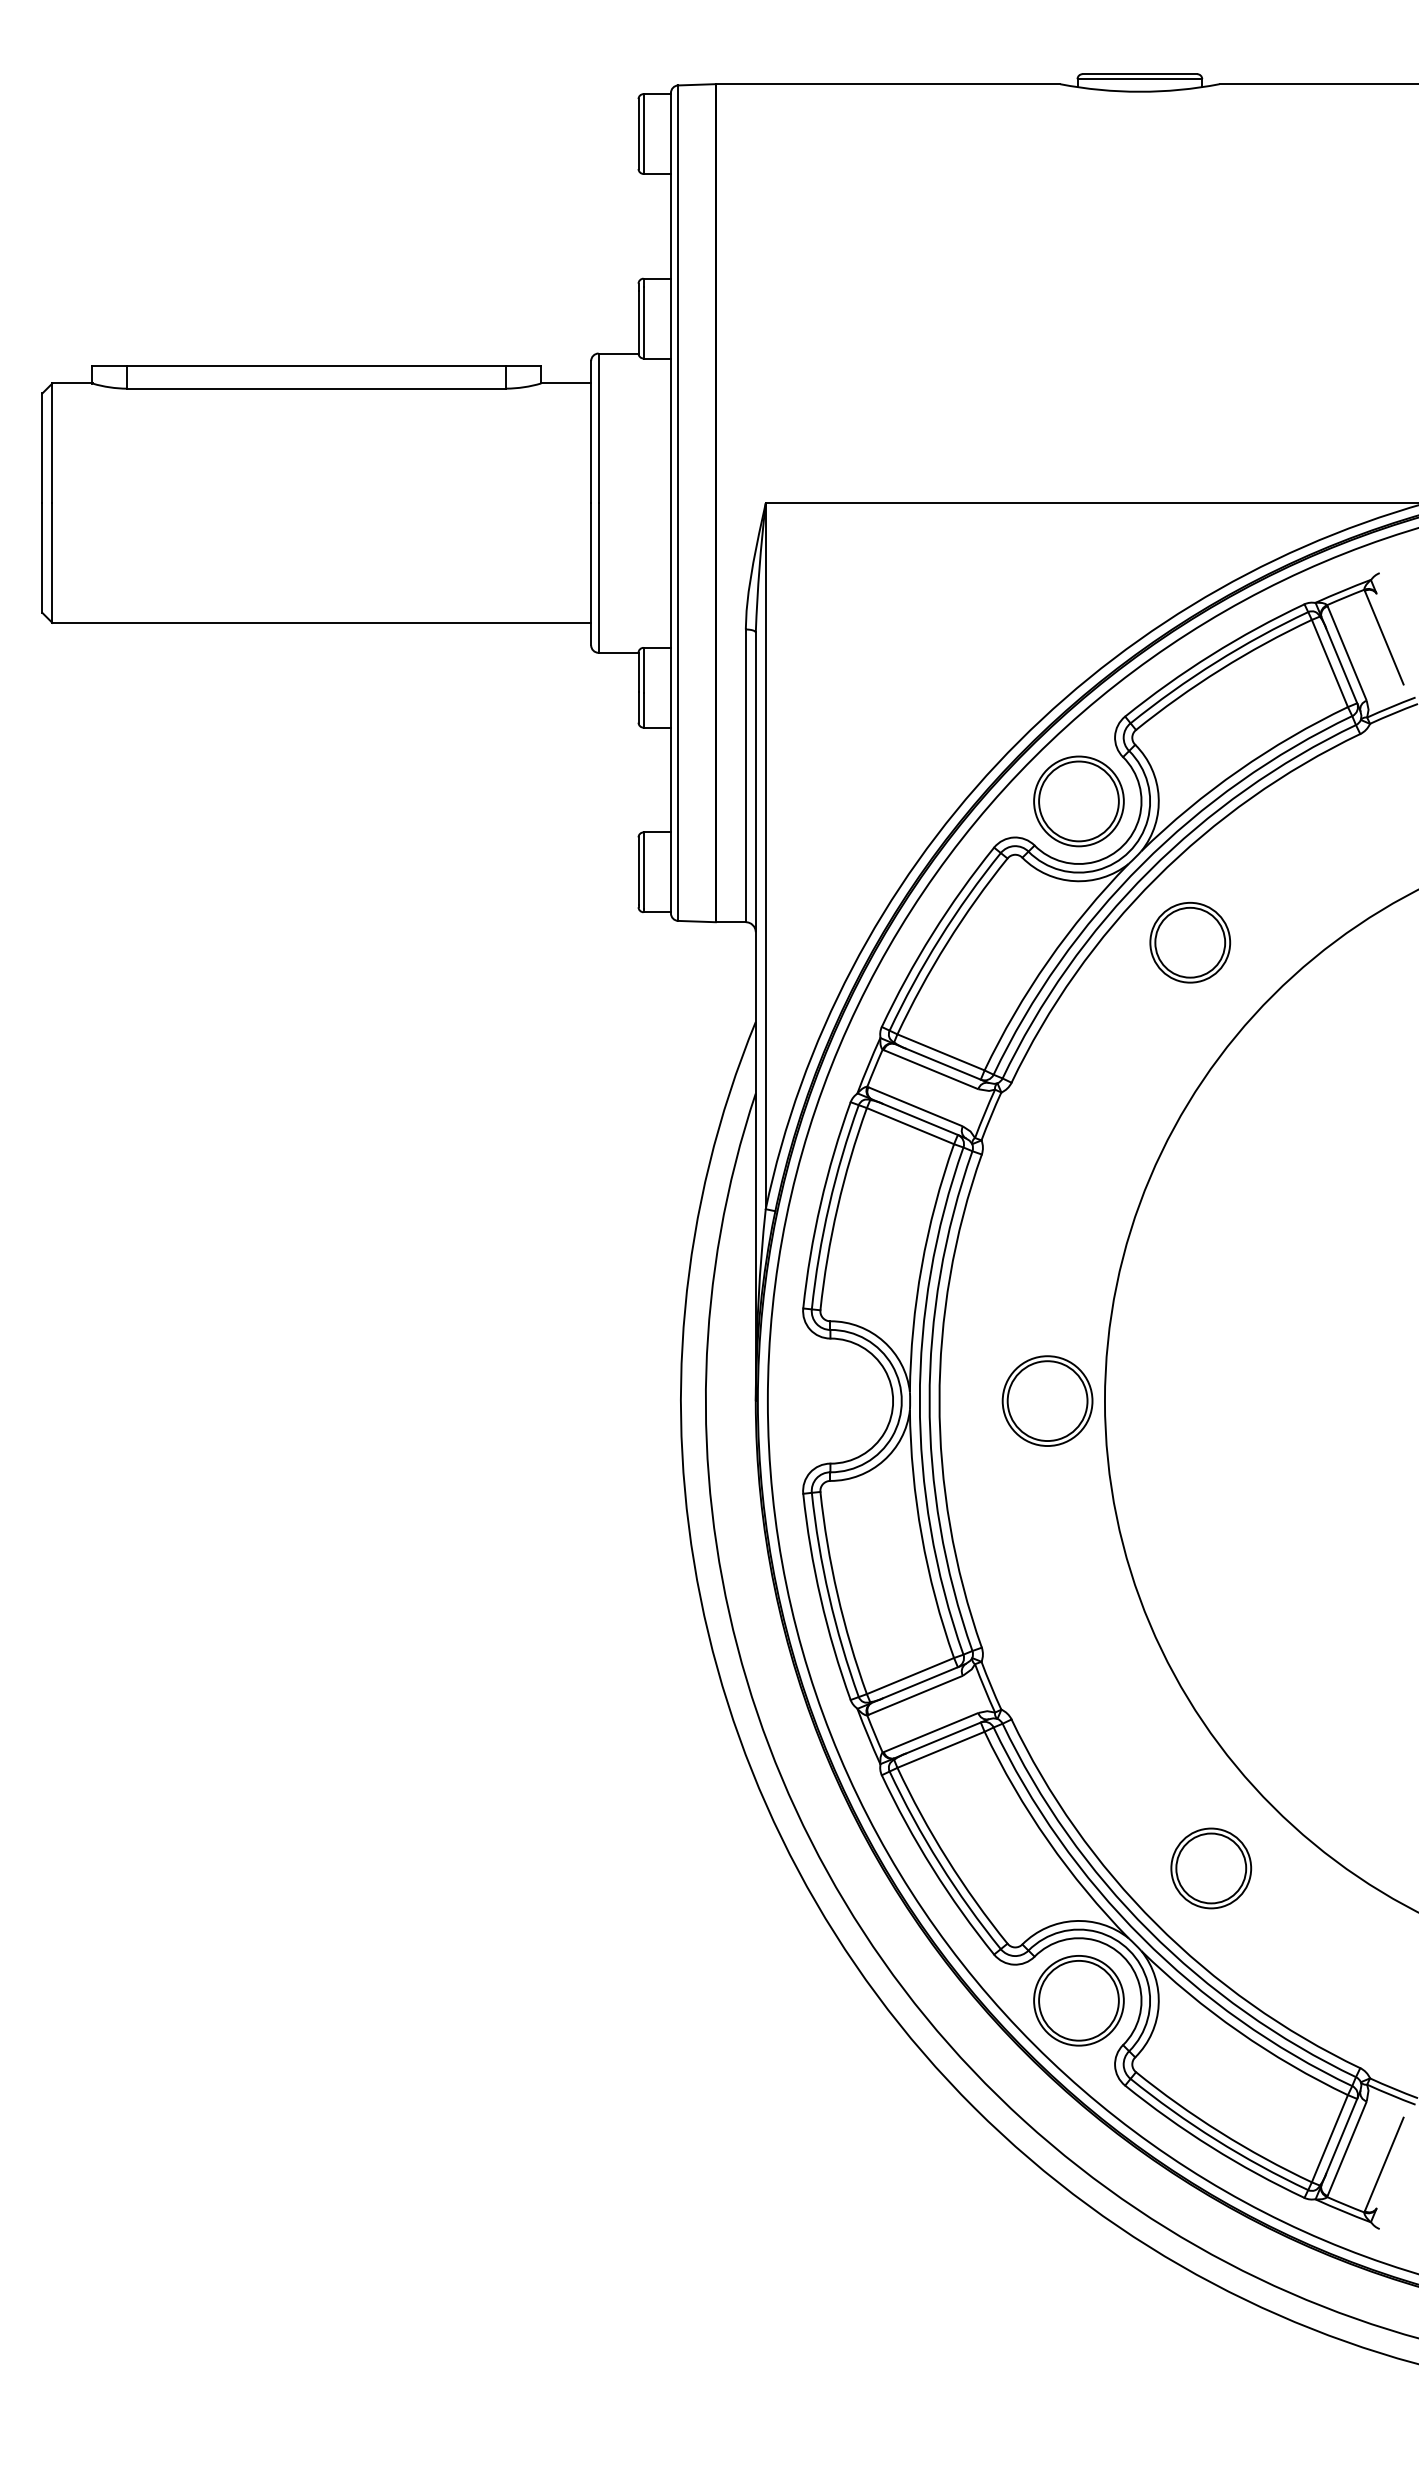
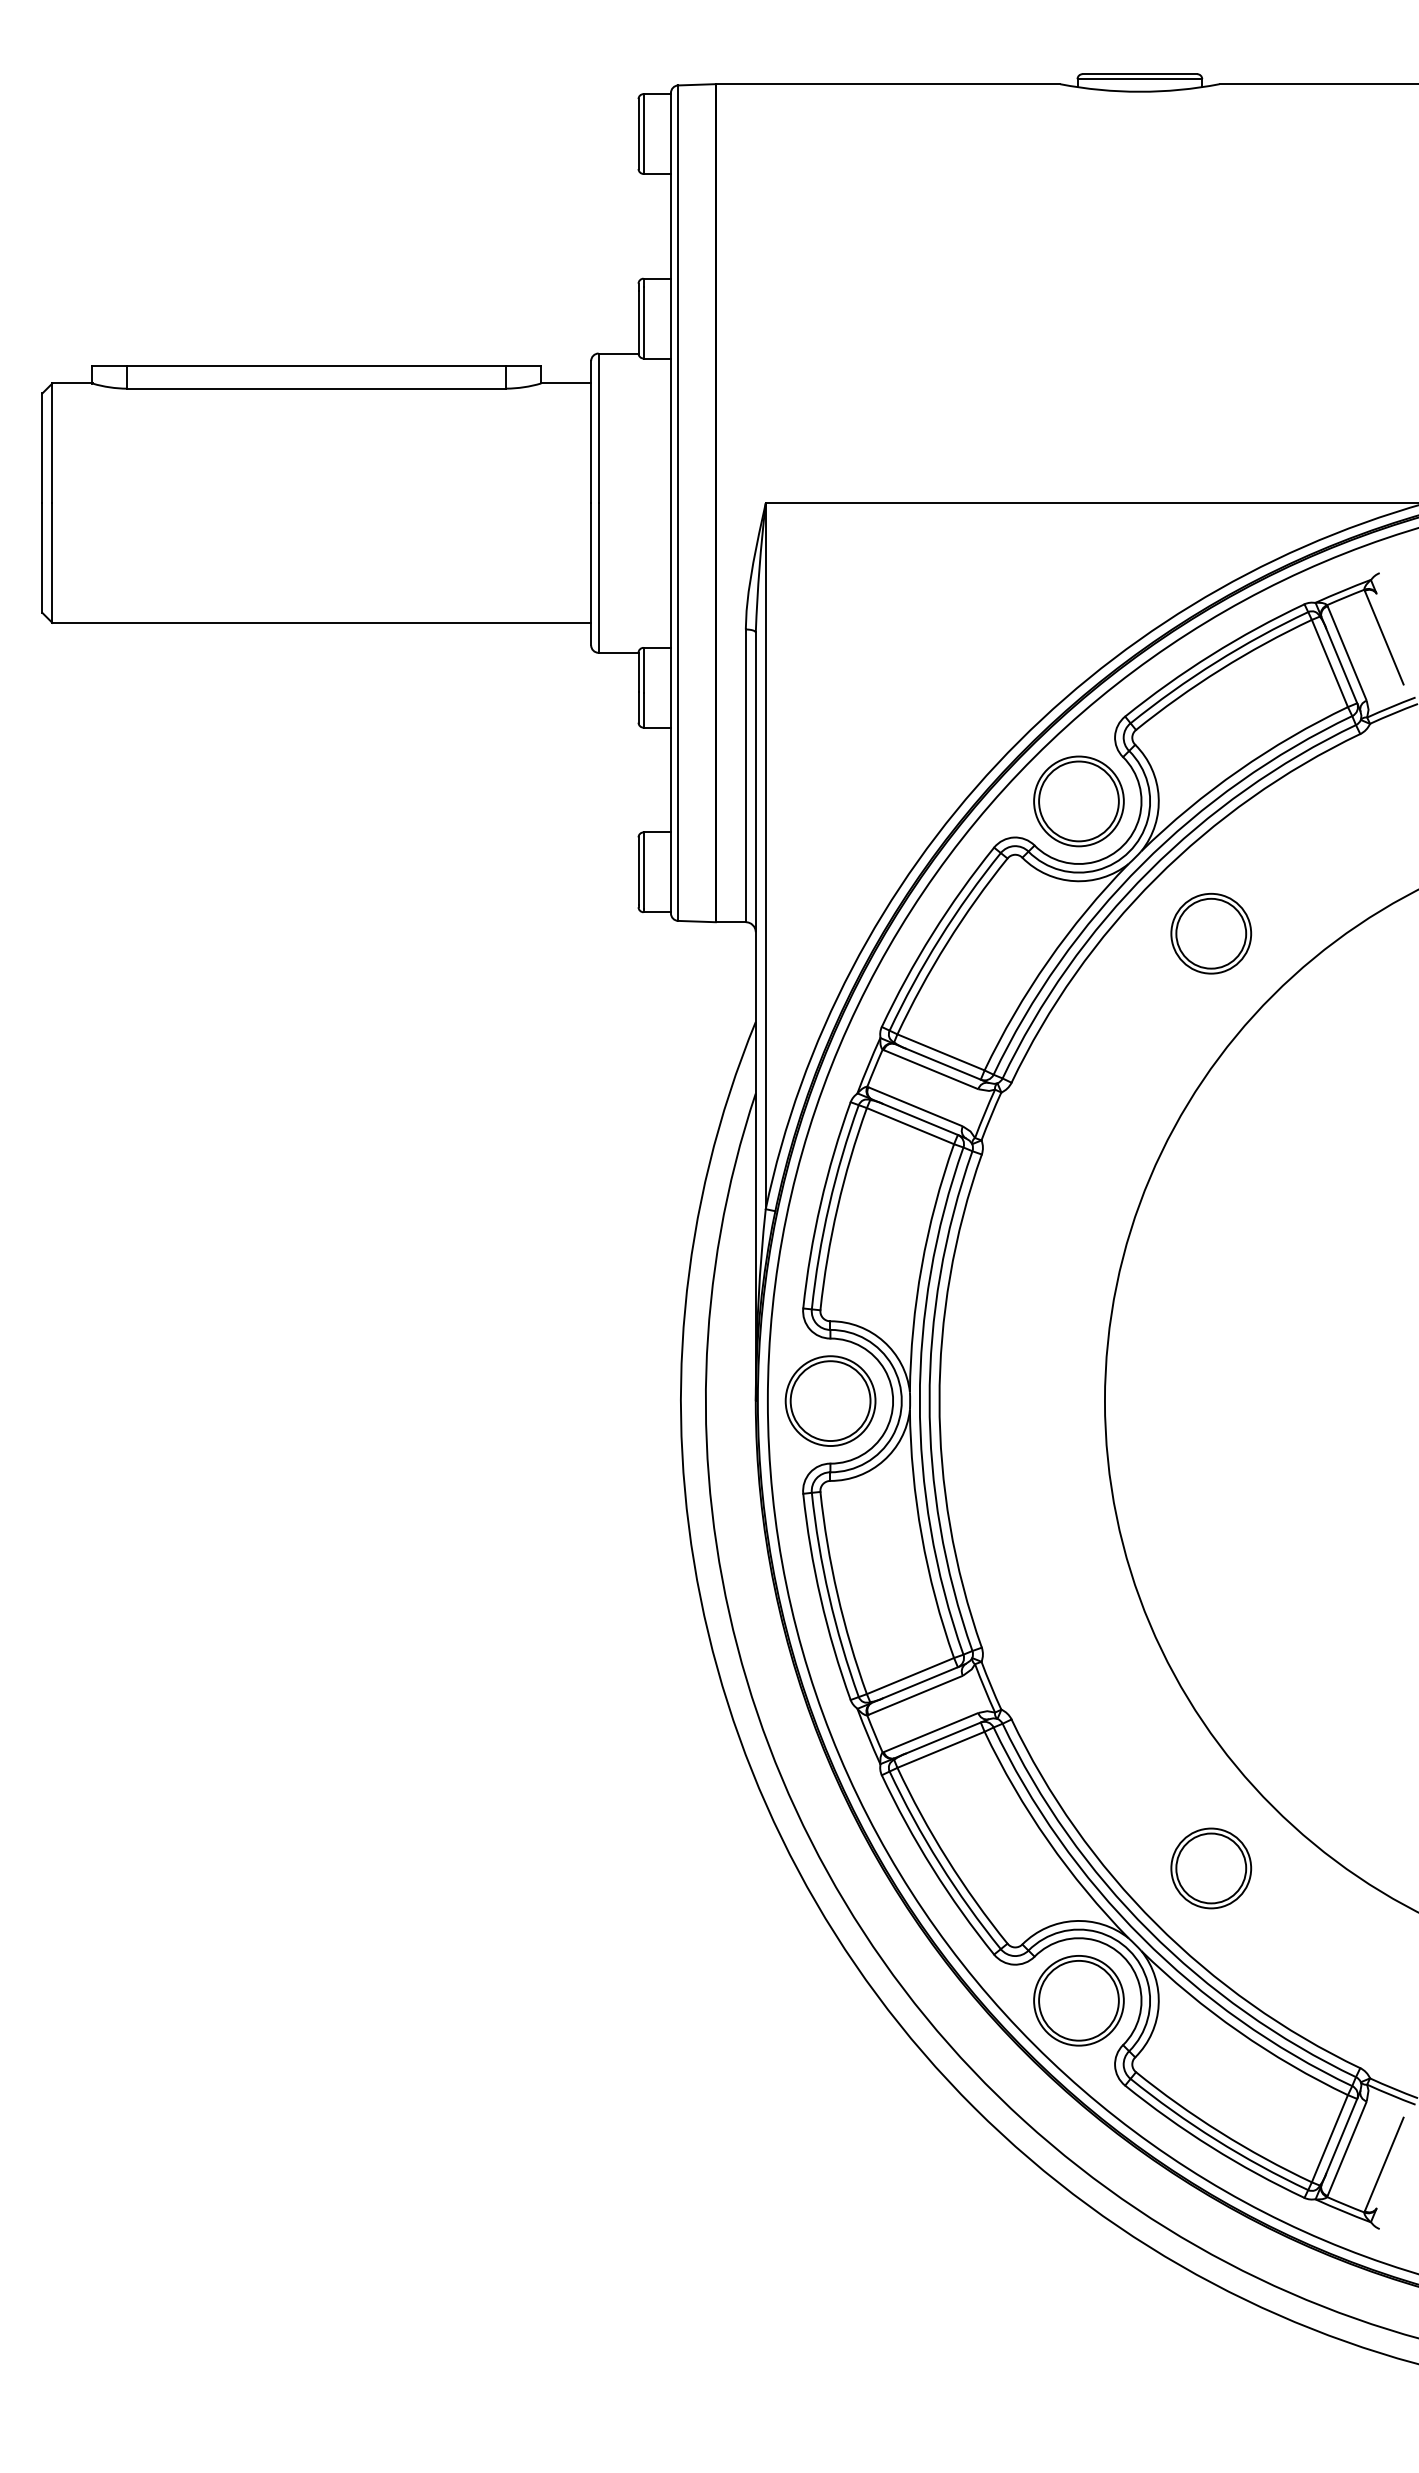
part position: (1190, 942) -> (1211, 933) (1211, 933)
part position: (1047, 1400) -> (830, 1400) (830, 1400)
